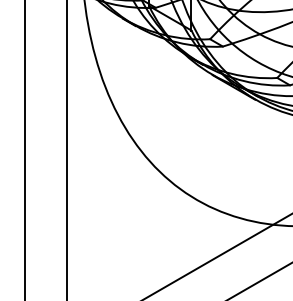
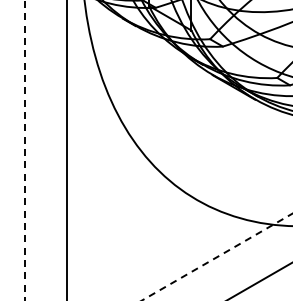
line: solid -> dashed (24, 150)
line: solid -> dashed (217, 256)
